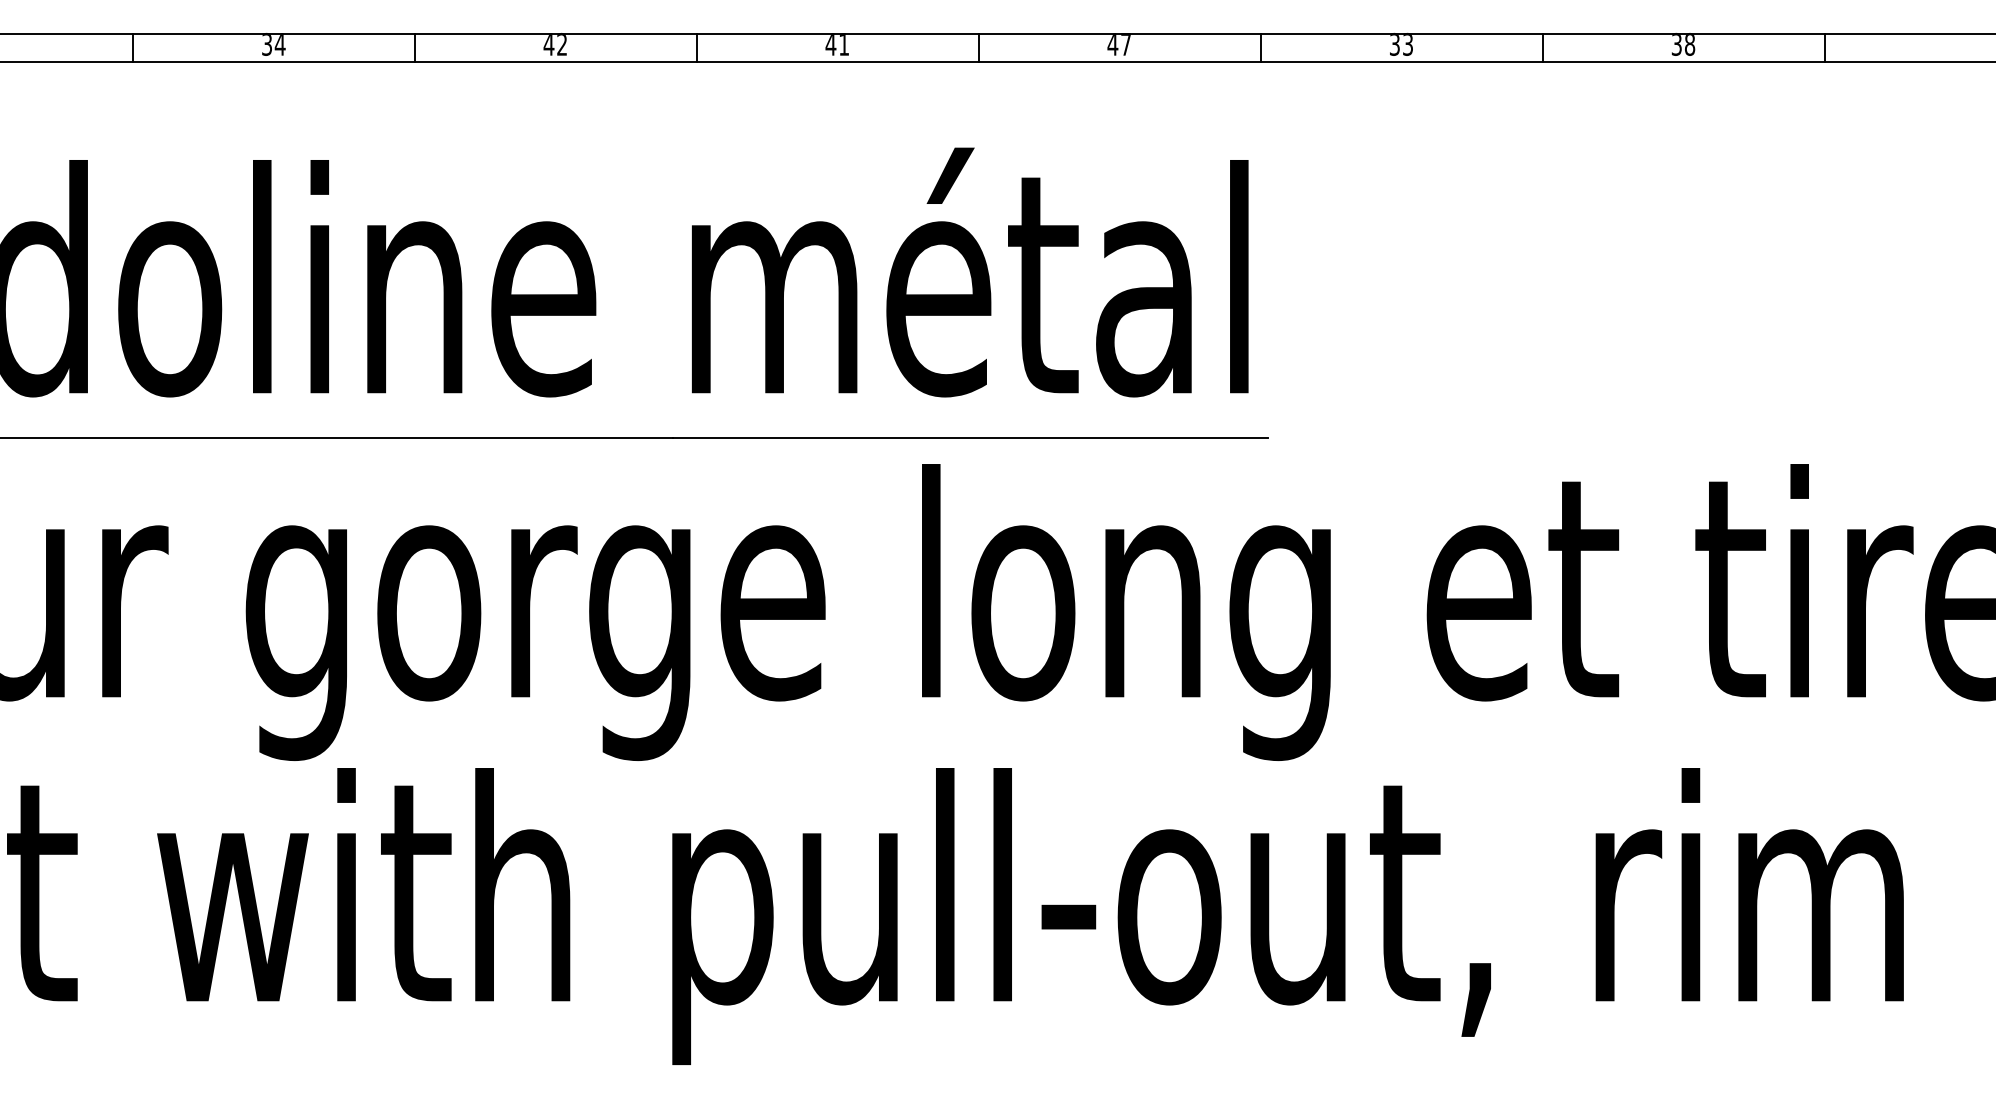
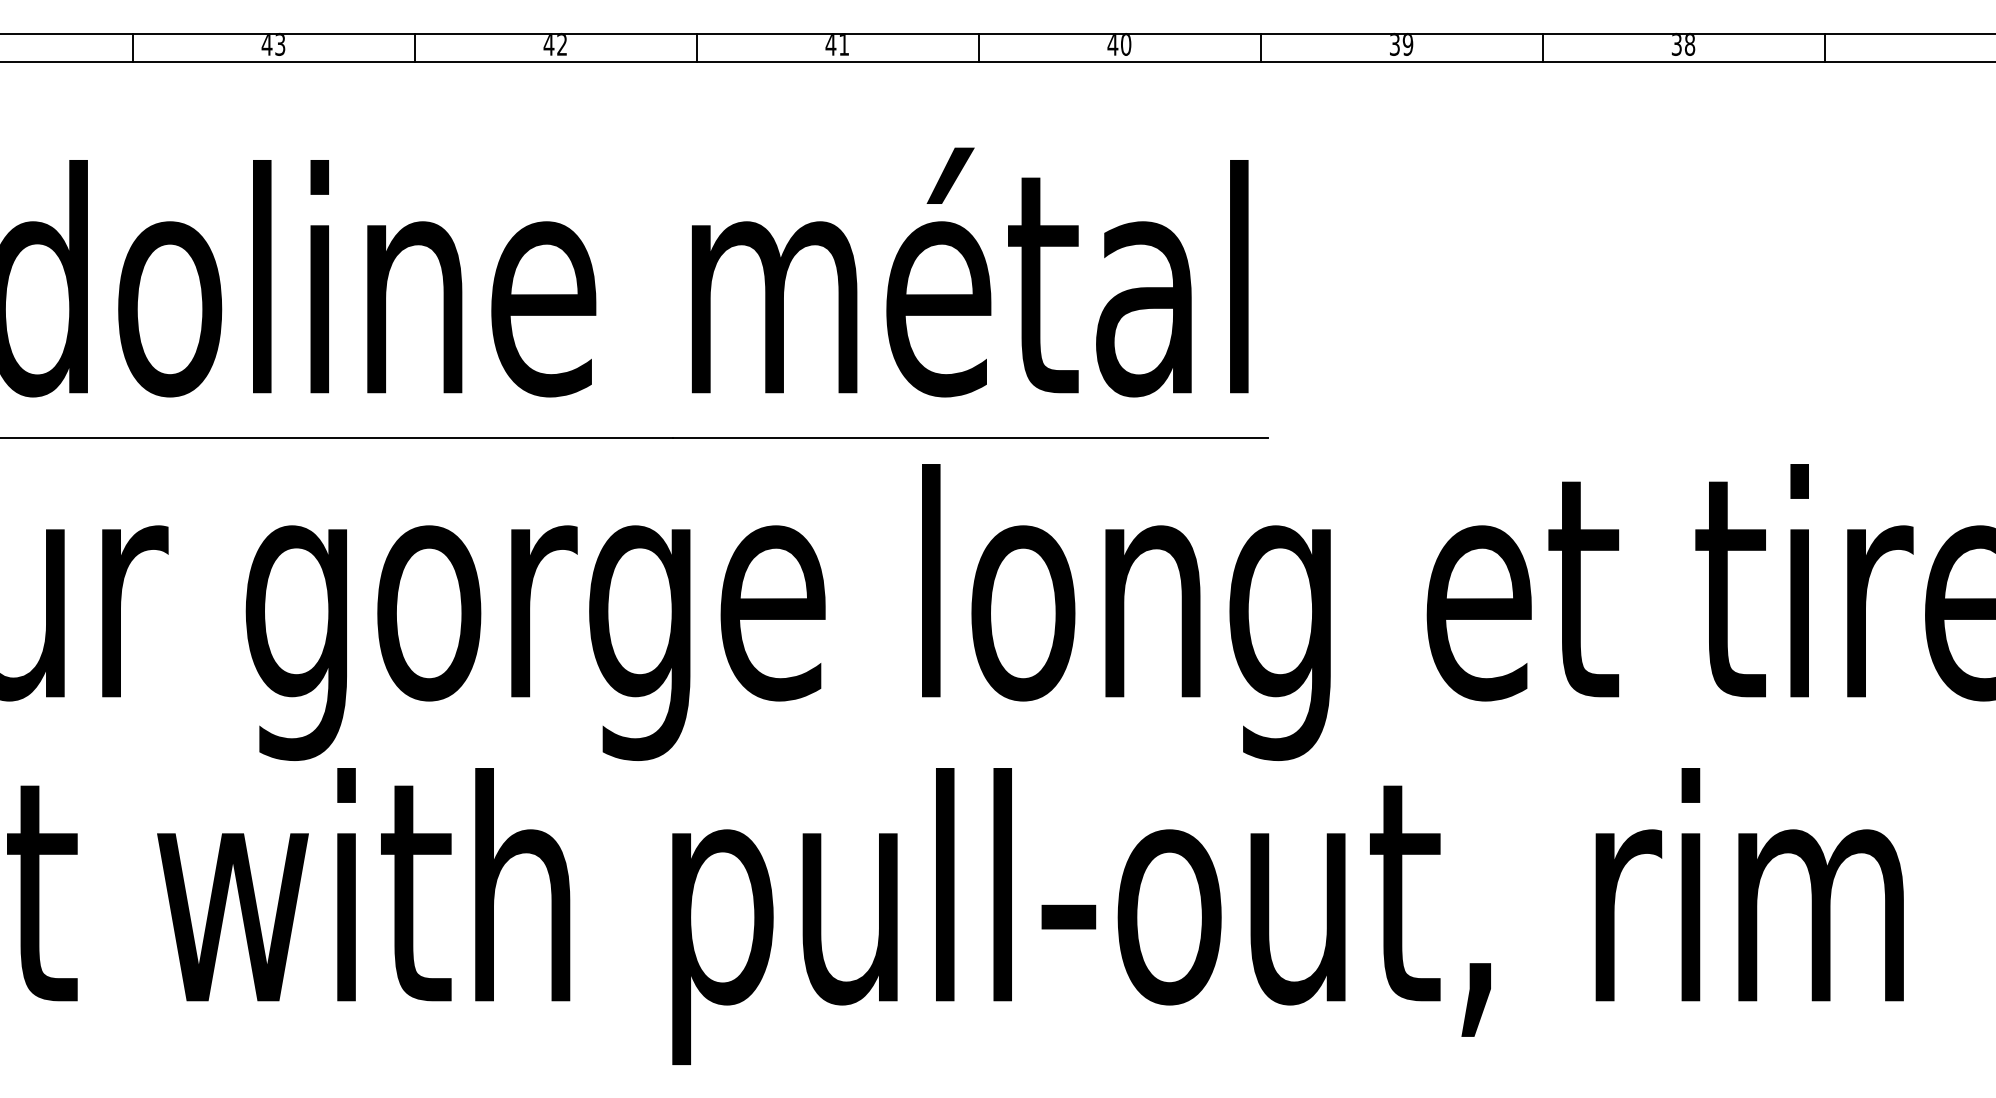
text: 34 -> 43 (273, 43)
text: 47 -> 40 (1126, 45)
text: 33 -> 39 (1407, 45)
